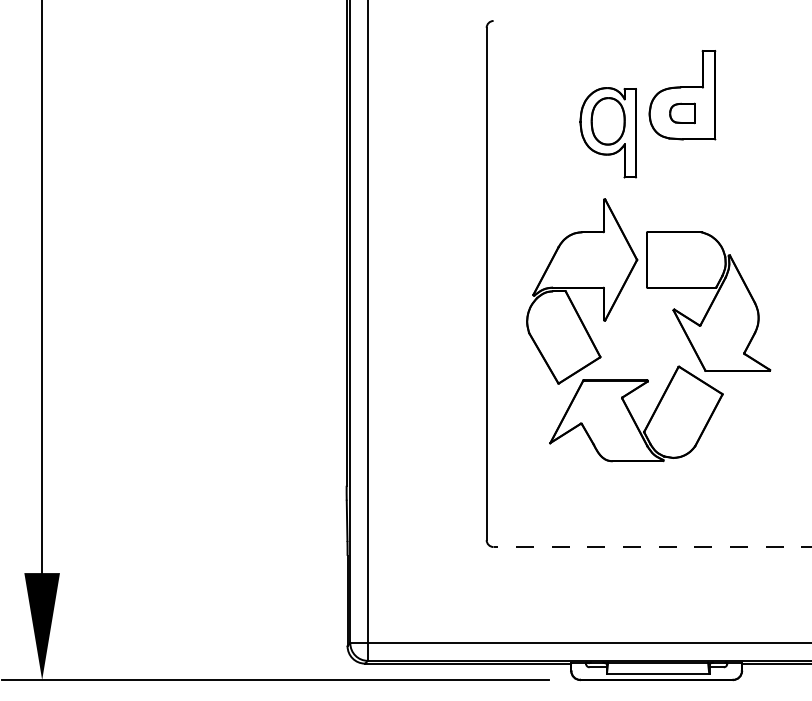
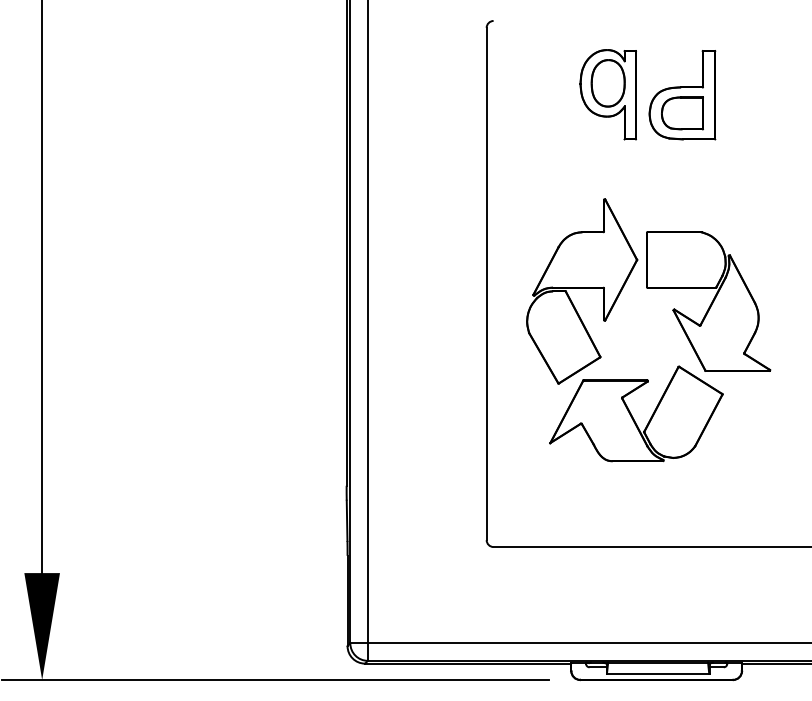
part size: 27x23 px -> 43x35 px (682, 113)
part position: (607, 132) -> (607, 94) (607, 94)
line: dashed -> solid (652, 547)
